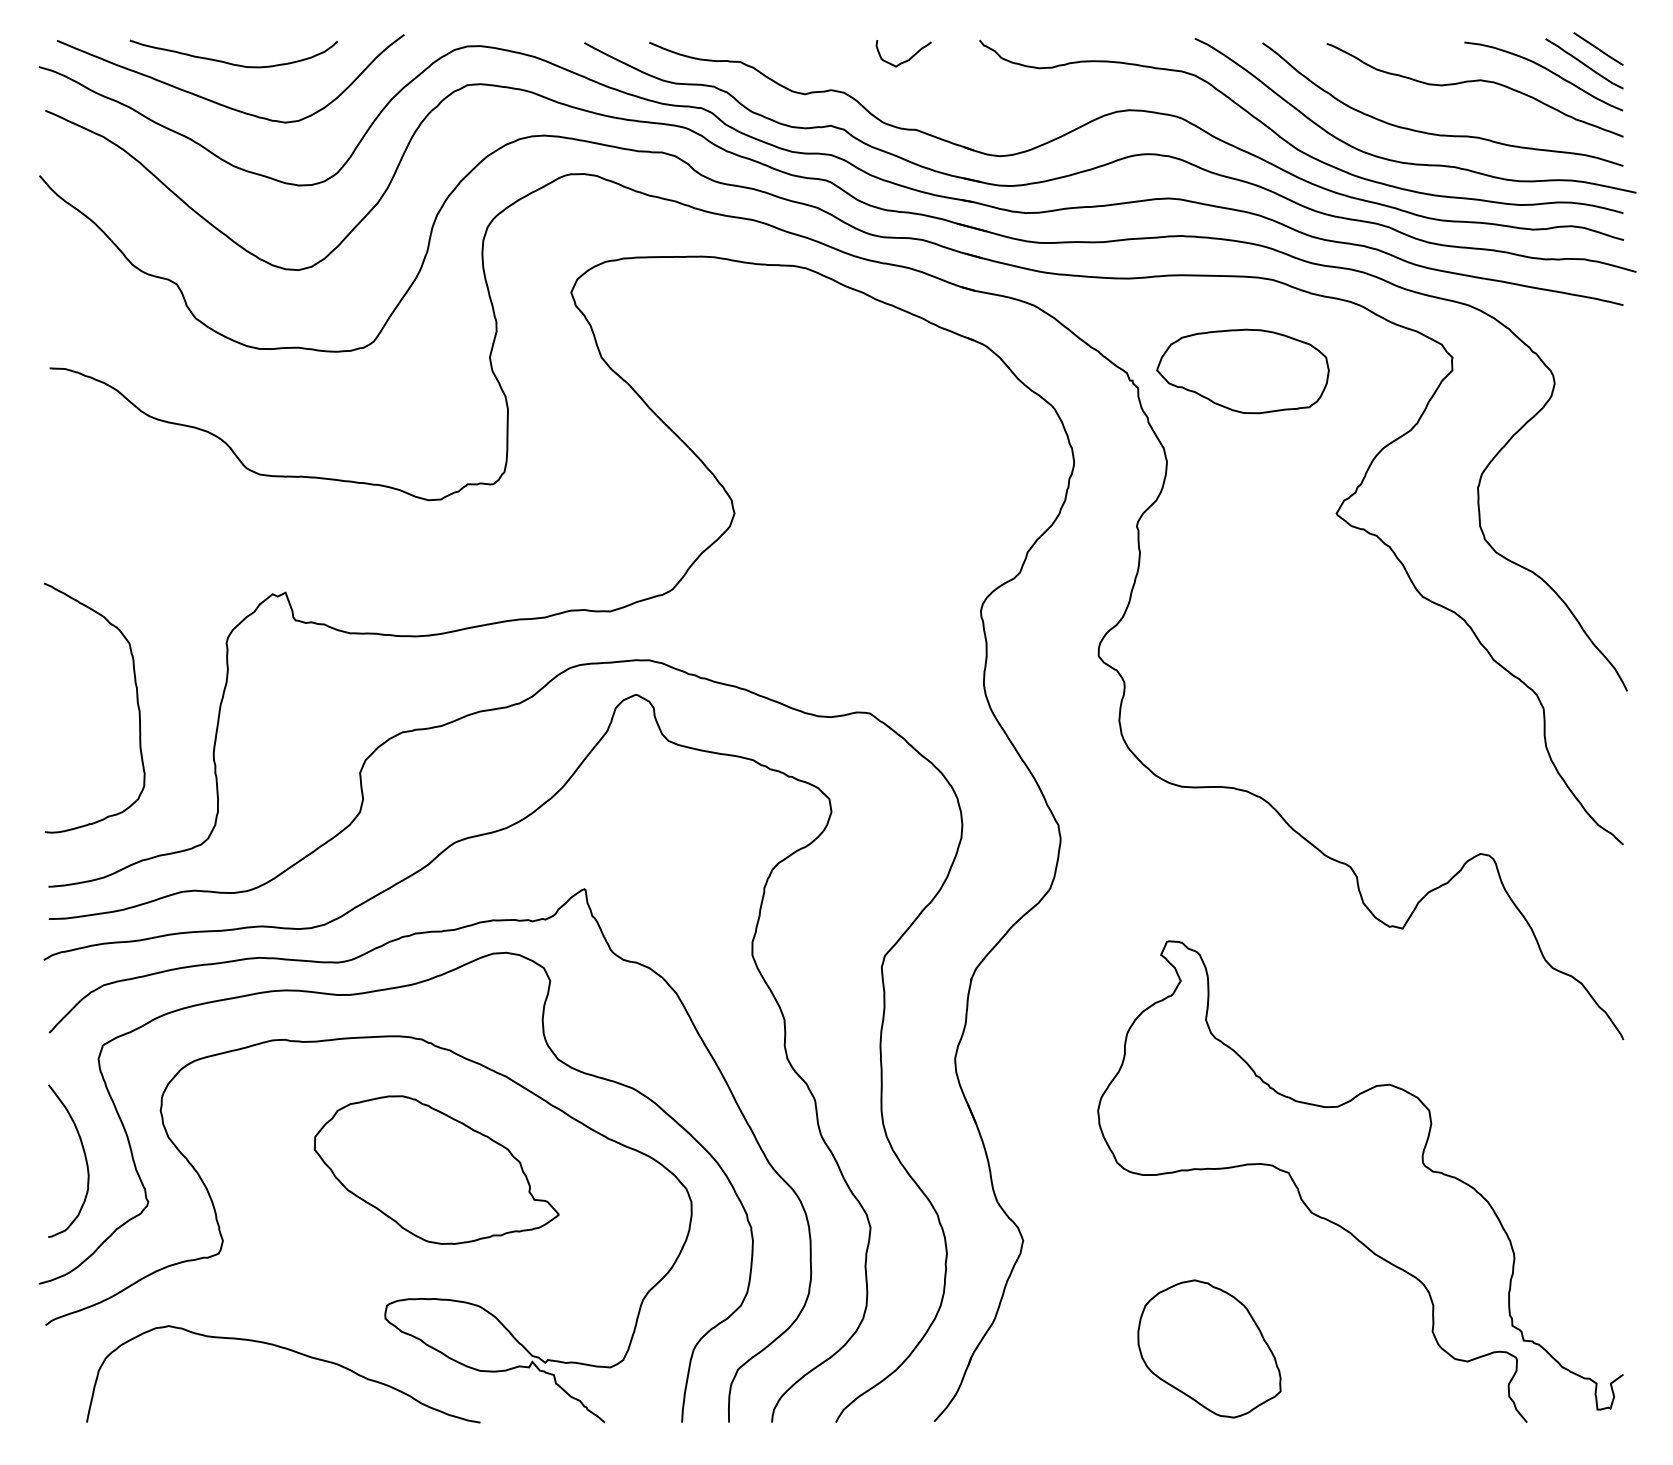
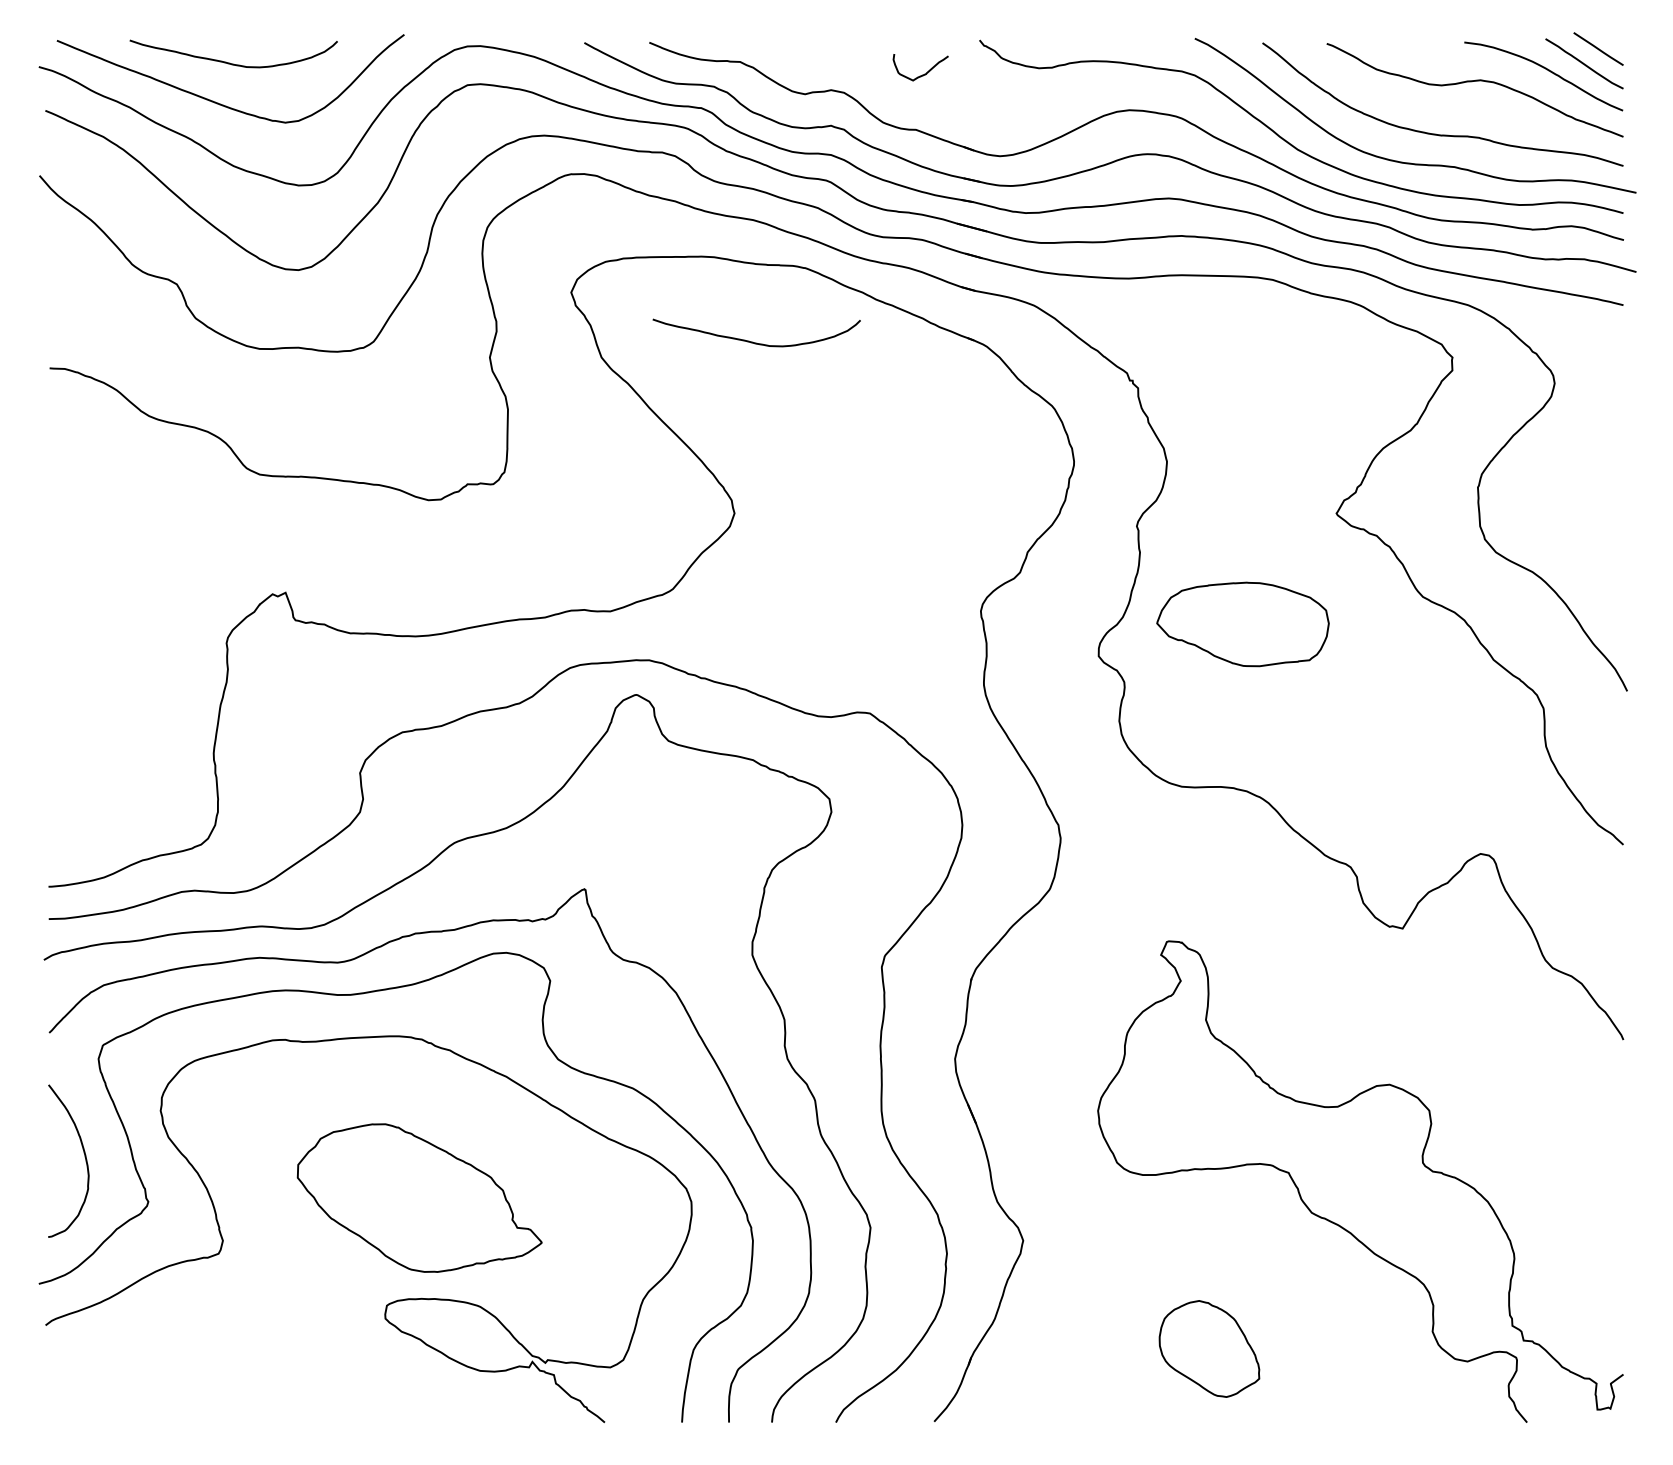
curve position: (907, 59) -> (924, 73) (924, 73)
curve: none -> present (752, 341)
part position: (1242, 371) -> (1242, 624) (1242, 624)
curve: present -> none (136, 702)
part position: (436, 1169) -> (419, 1197) (419, 1197)
part size: 145x140 px -> 103x98 px (1209, 1348)
curve: present -> none (291, 1351)
